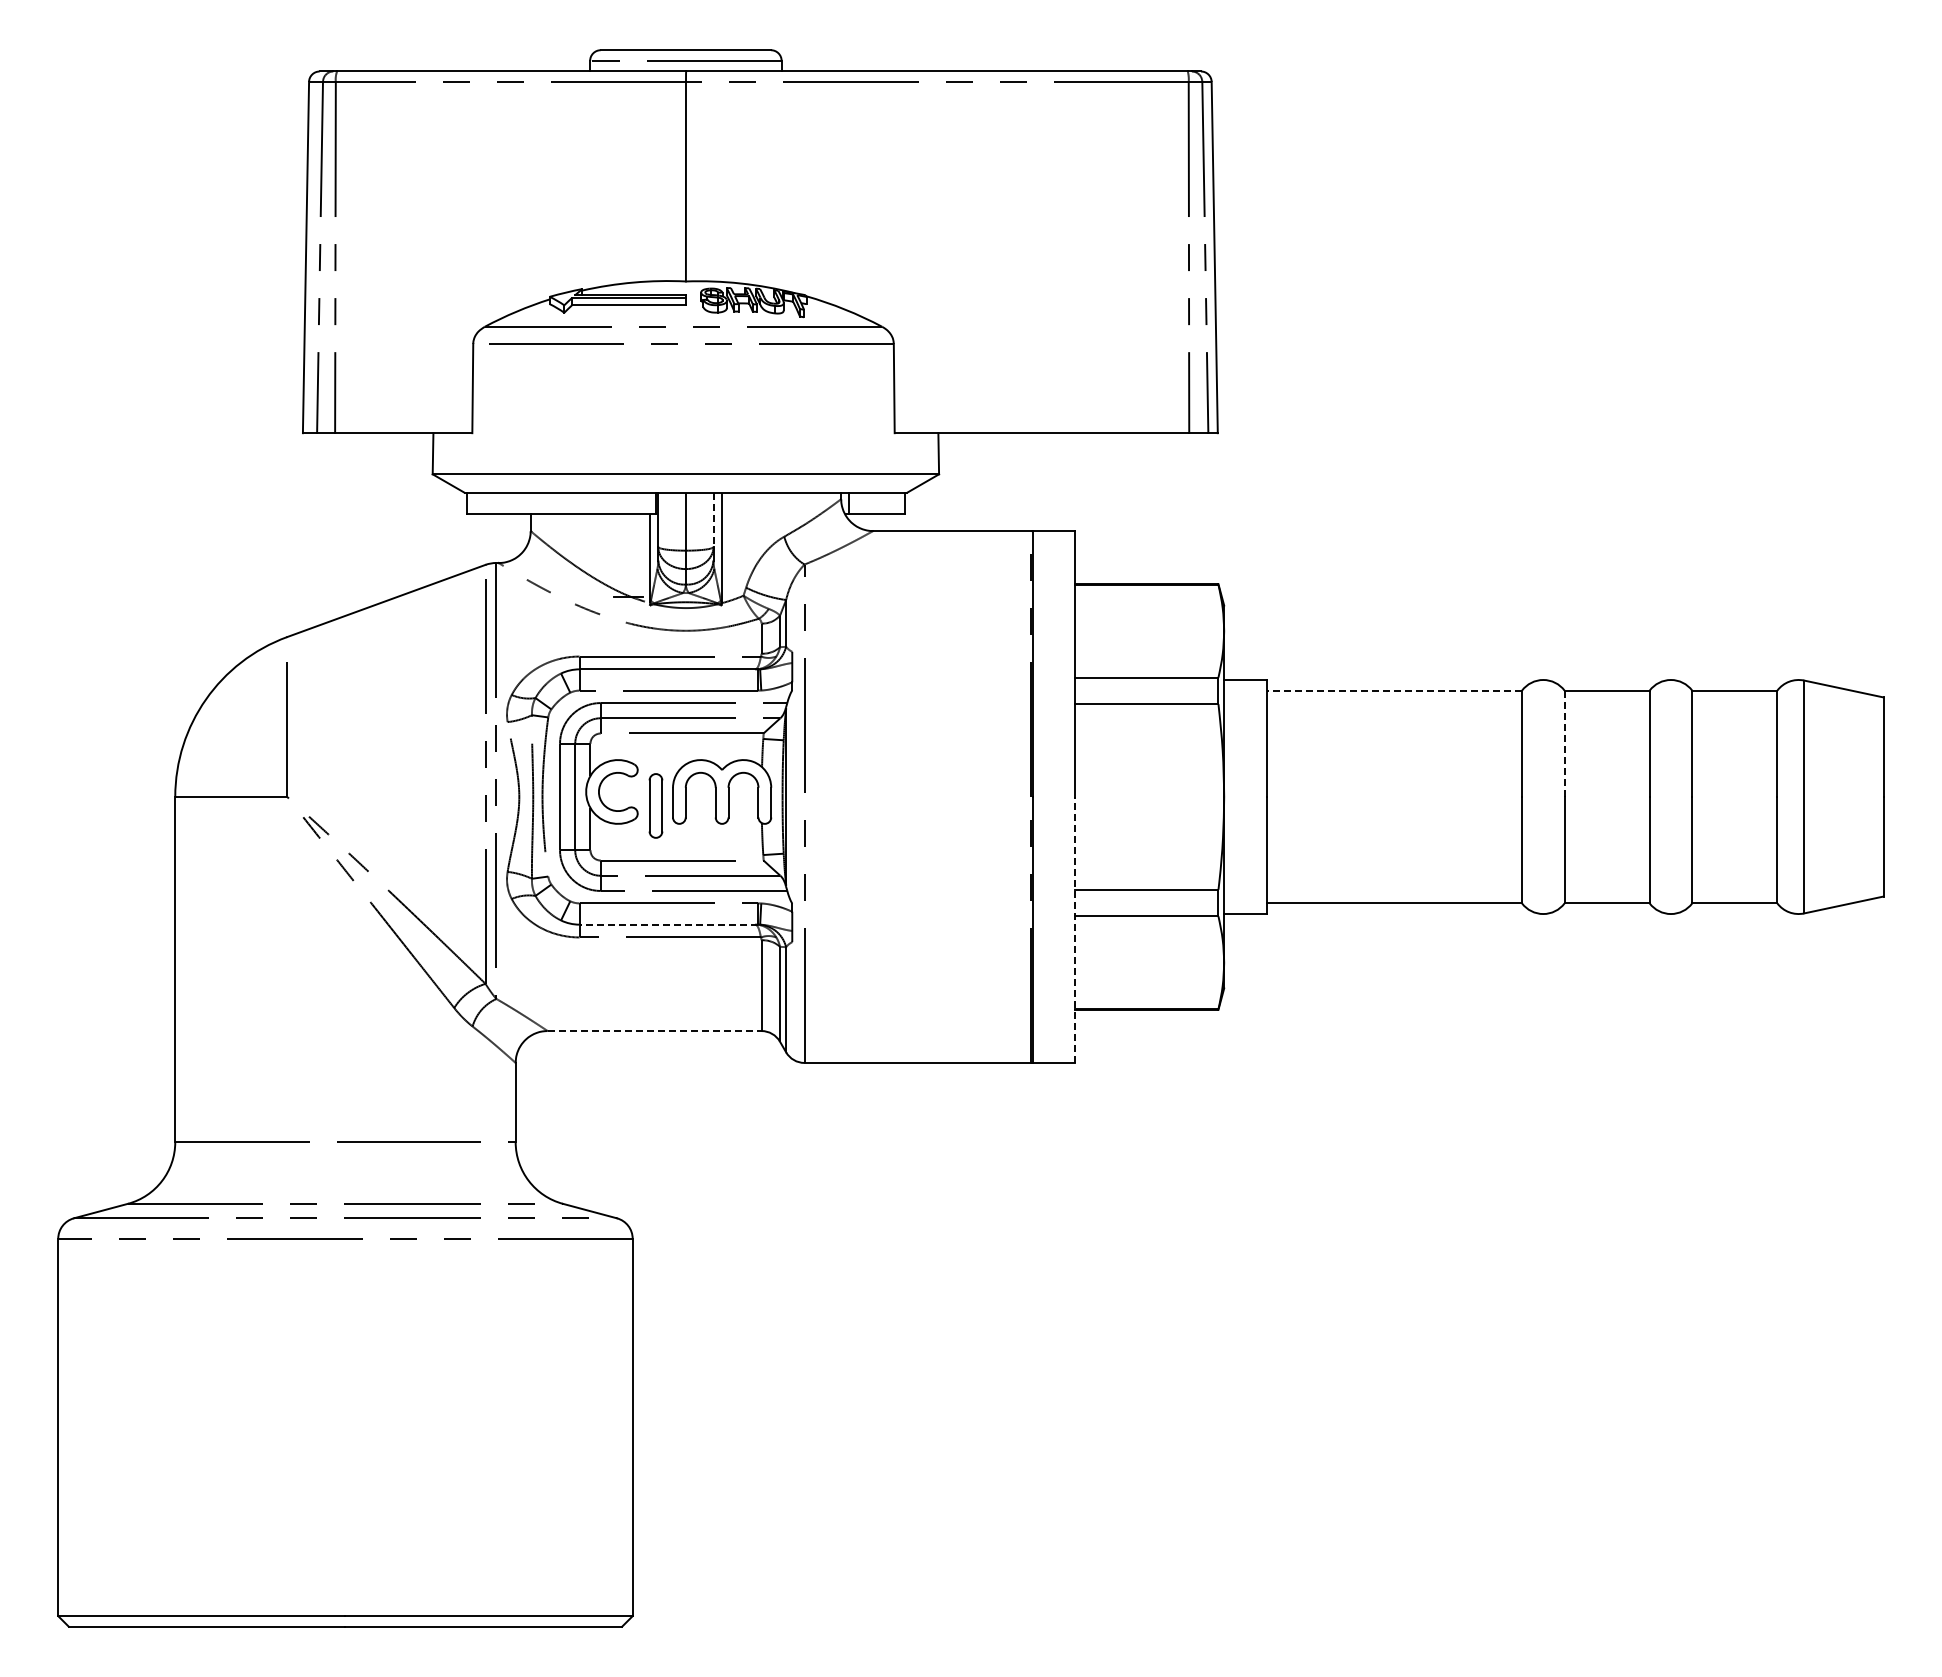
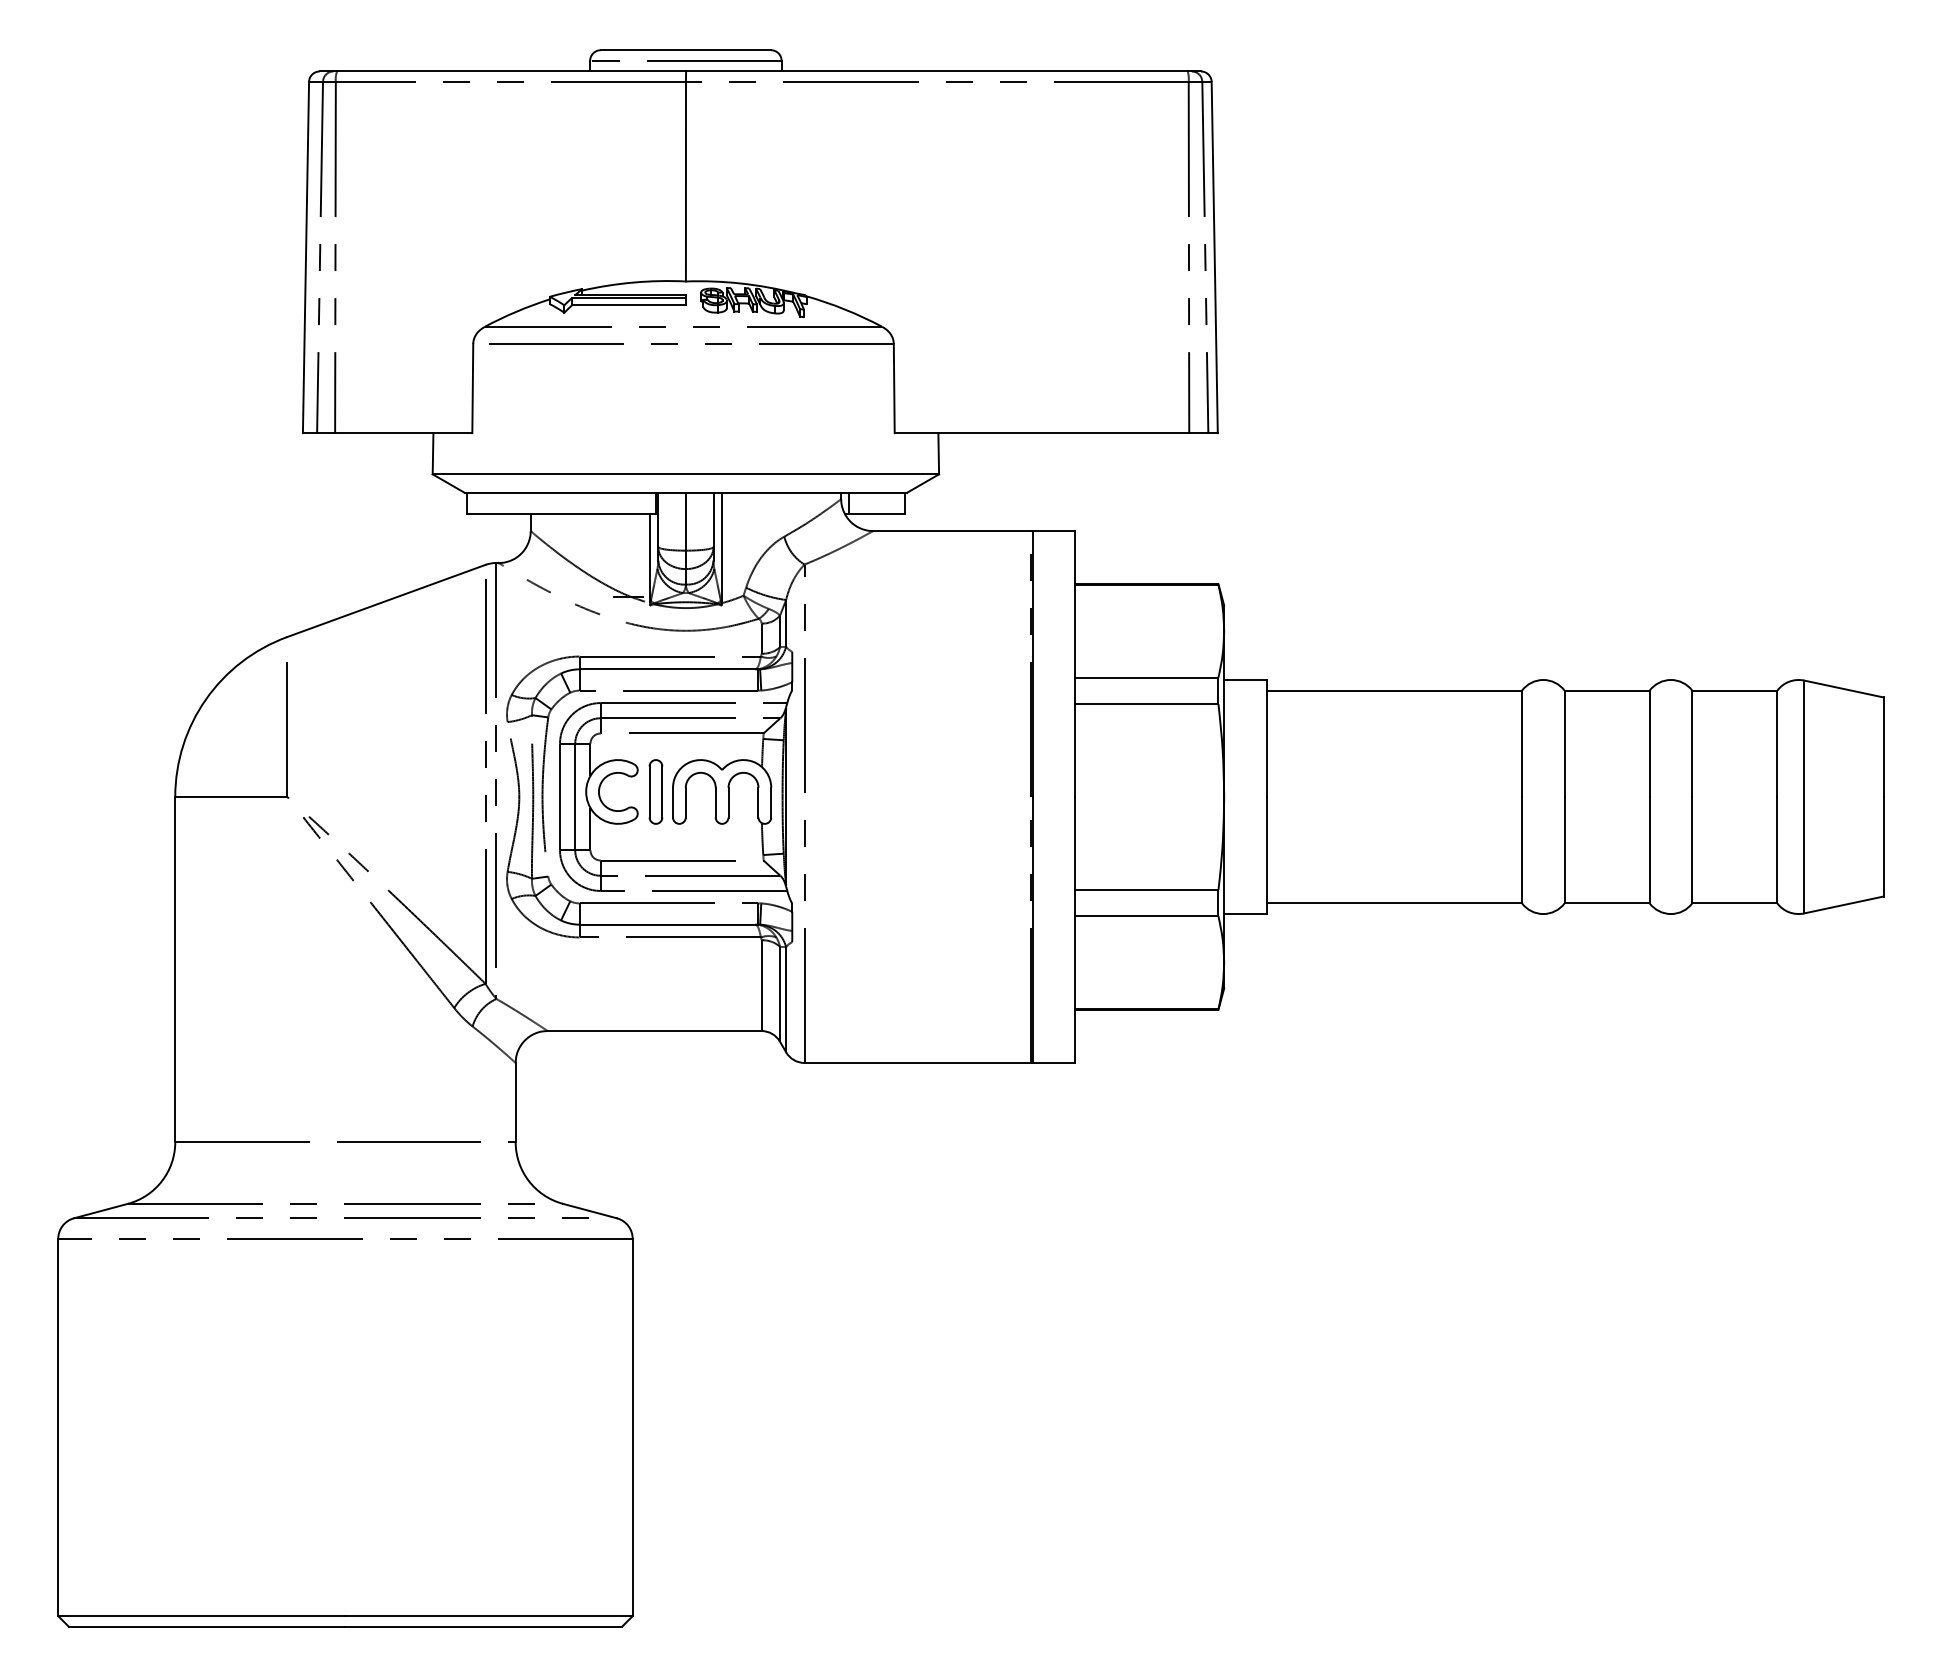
line: dashed -> solid (713, 520)
line: dashed -> solid (1394, 690)
line: dashed -> solid (1564, 743)
part position: (655, 805) -> (655, 791) (655, 791)
line: dashed -> solid (668, 924)
line: dashed -> solid (1075, 929)
line: dashed -> solid (654, 1031)
